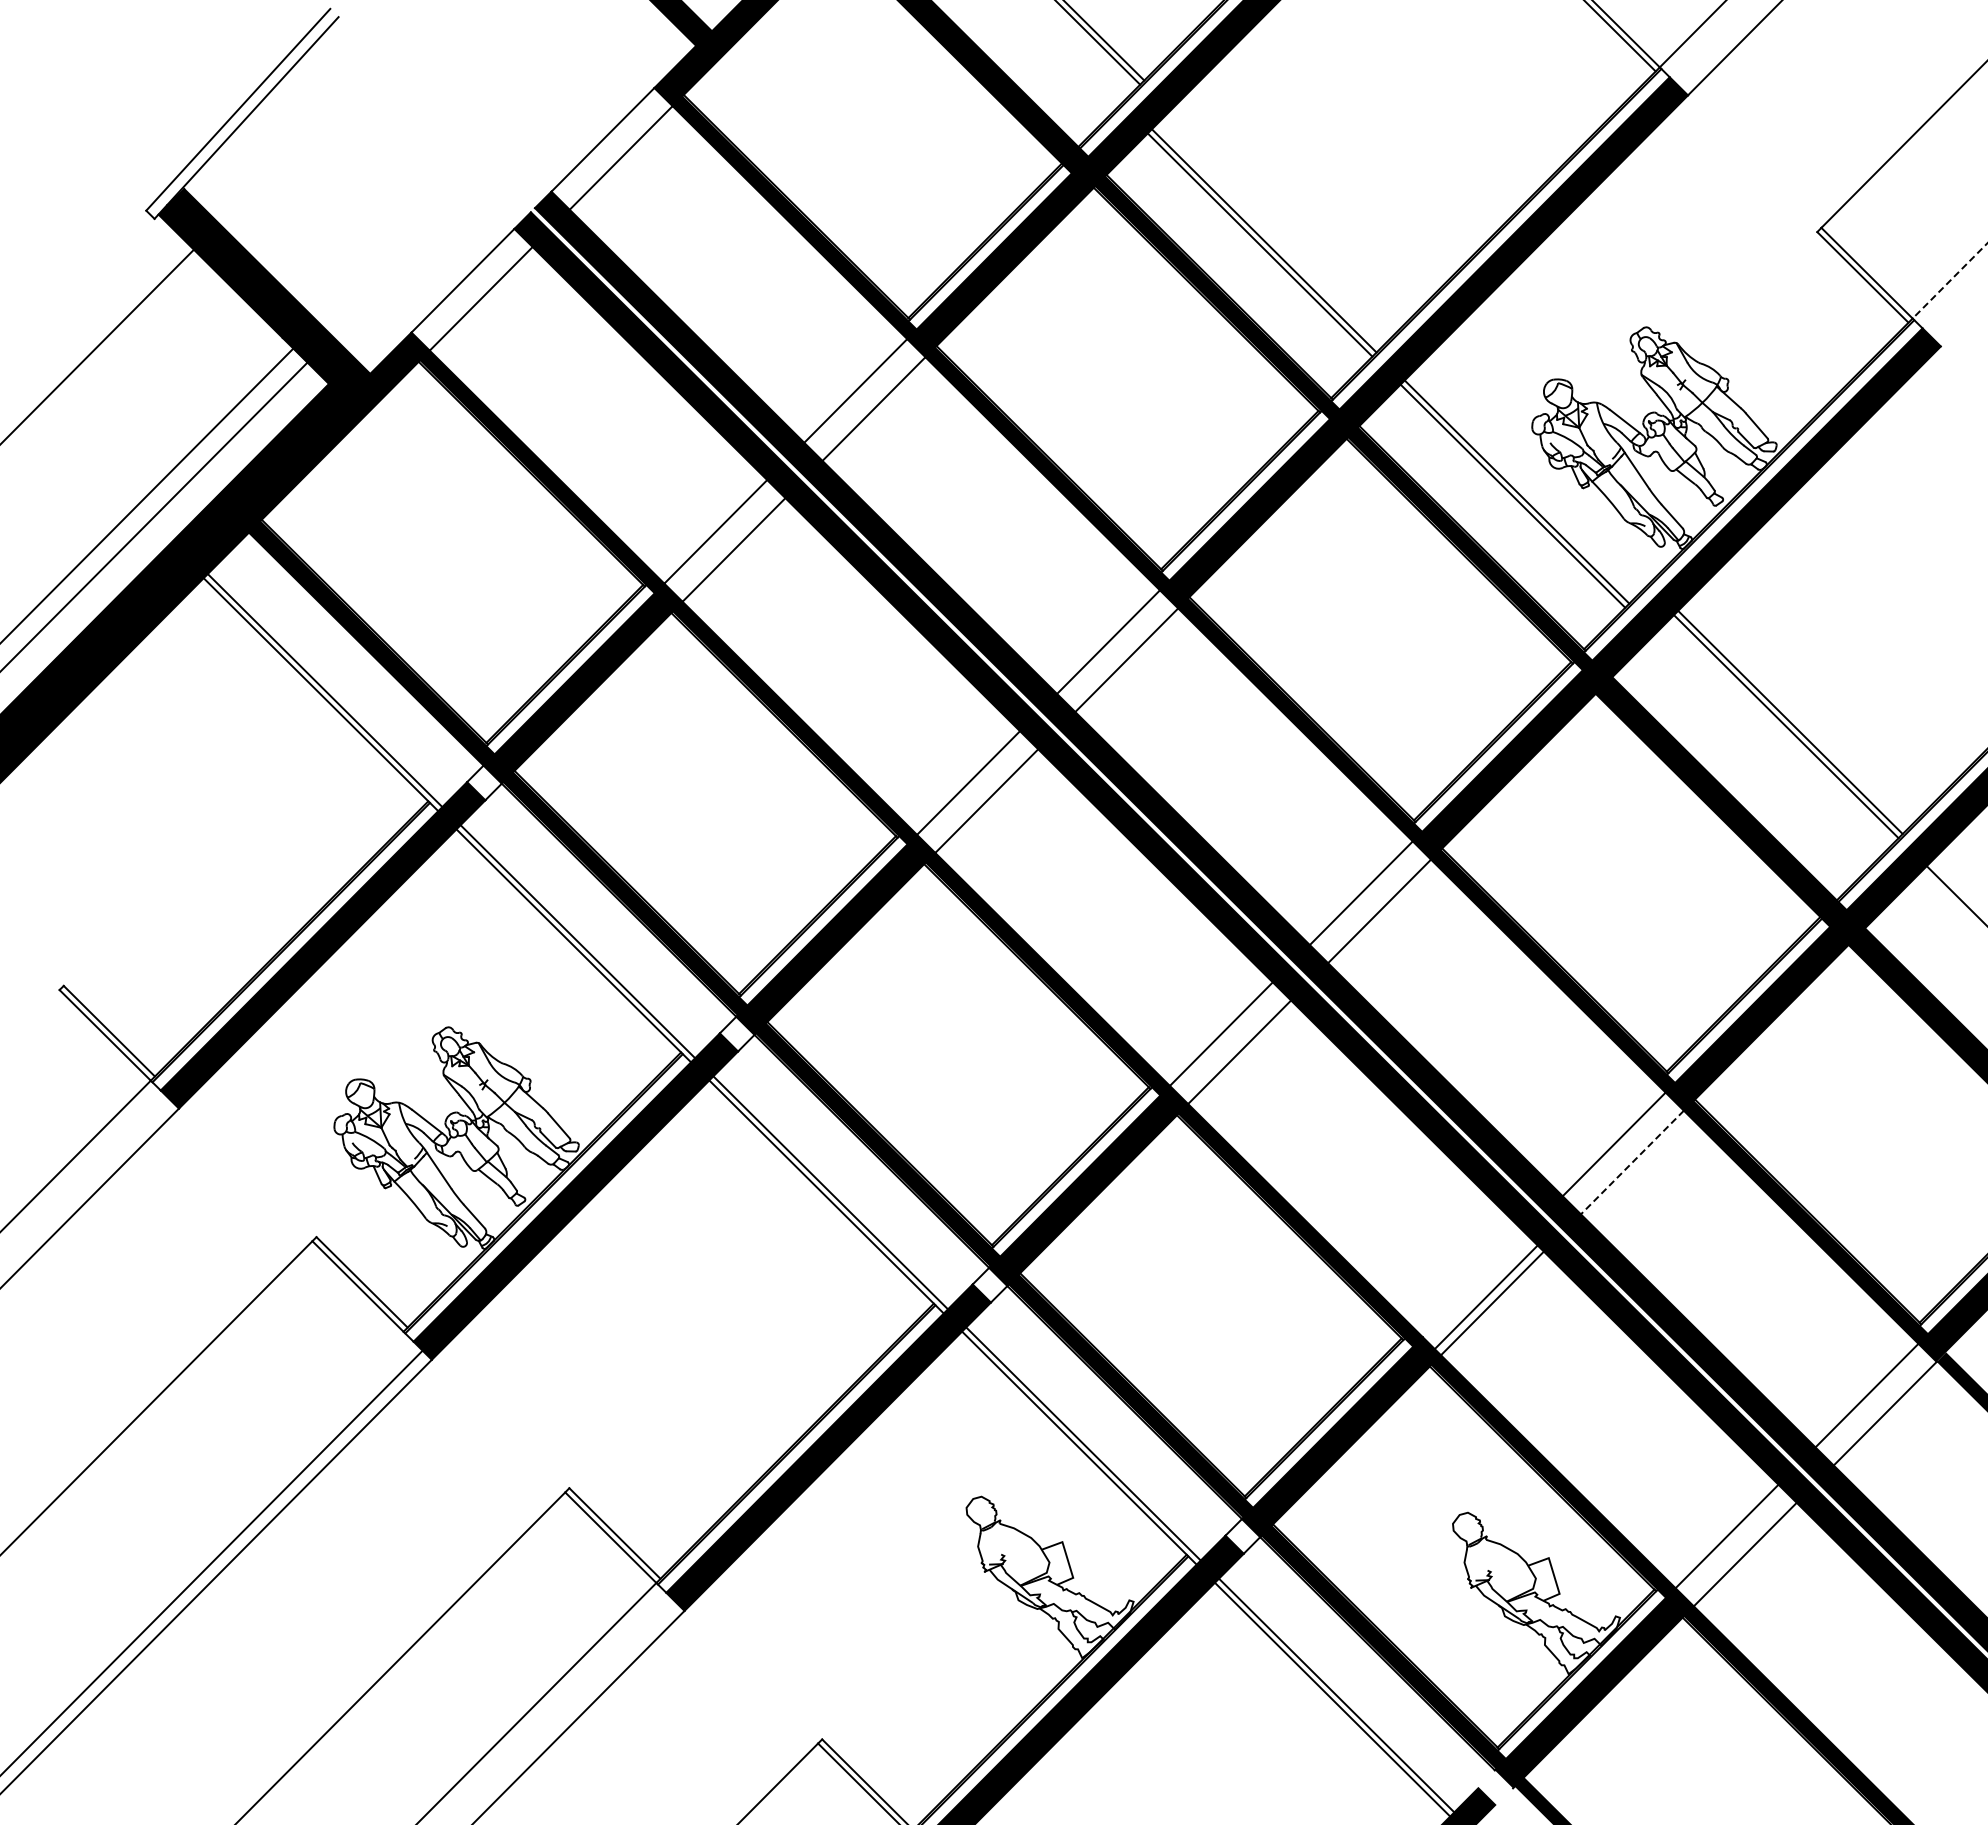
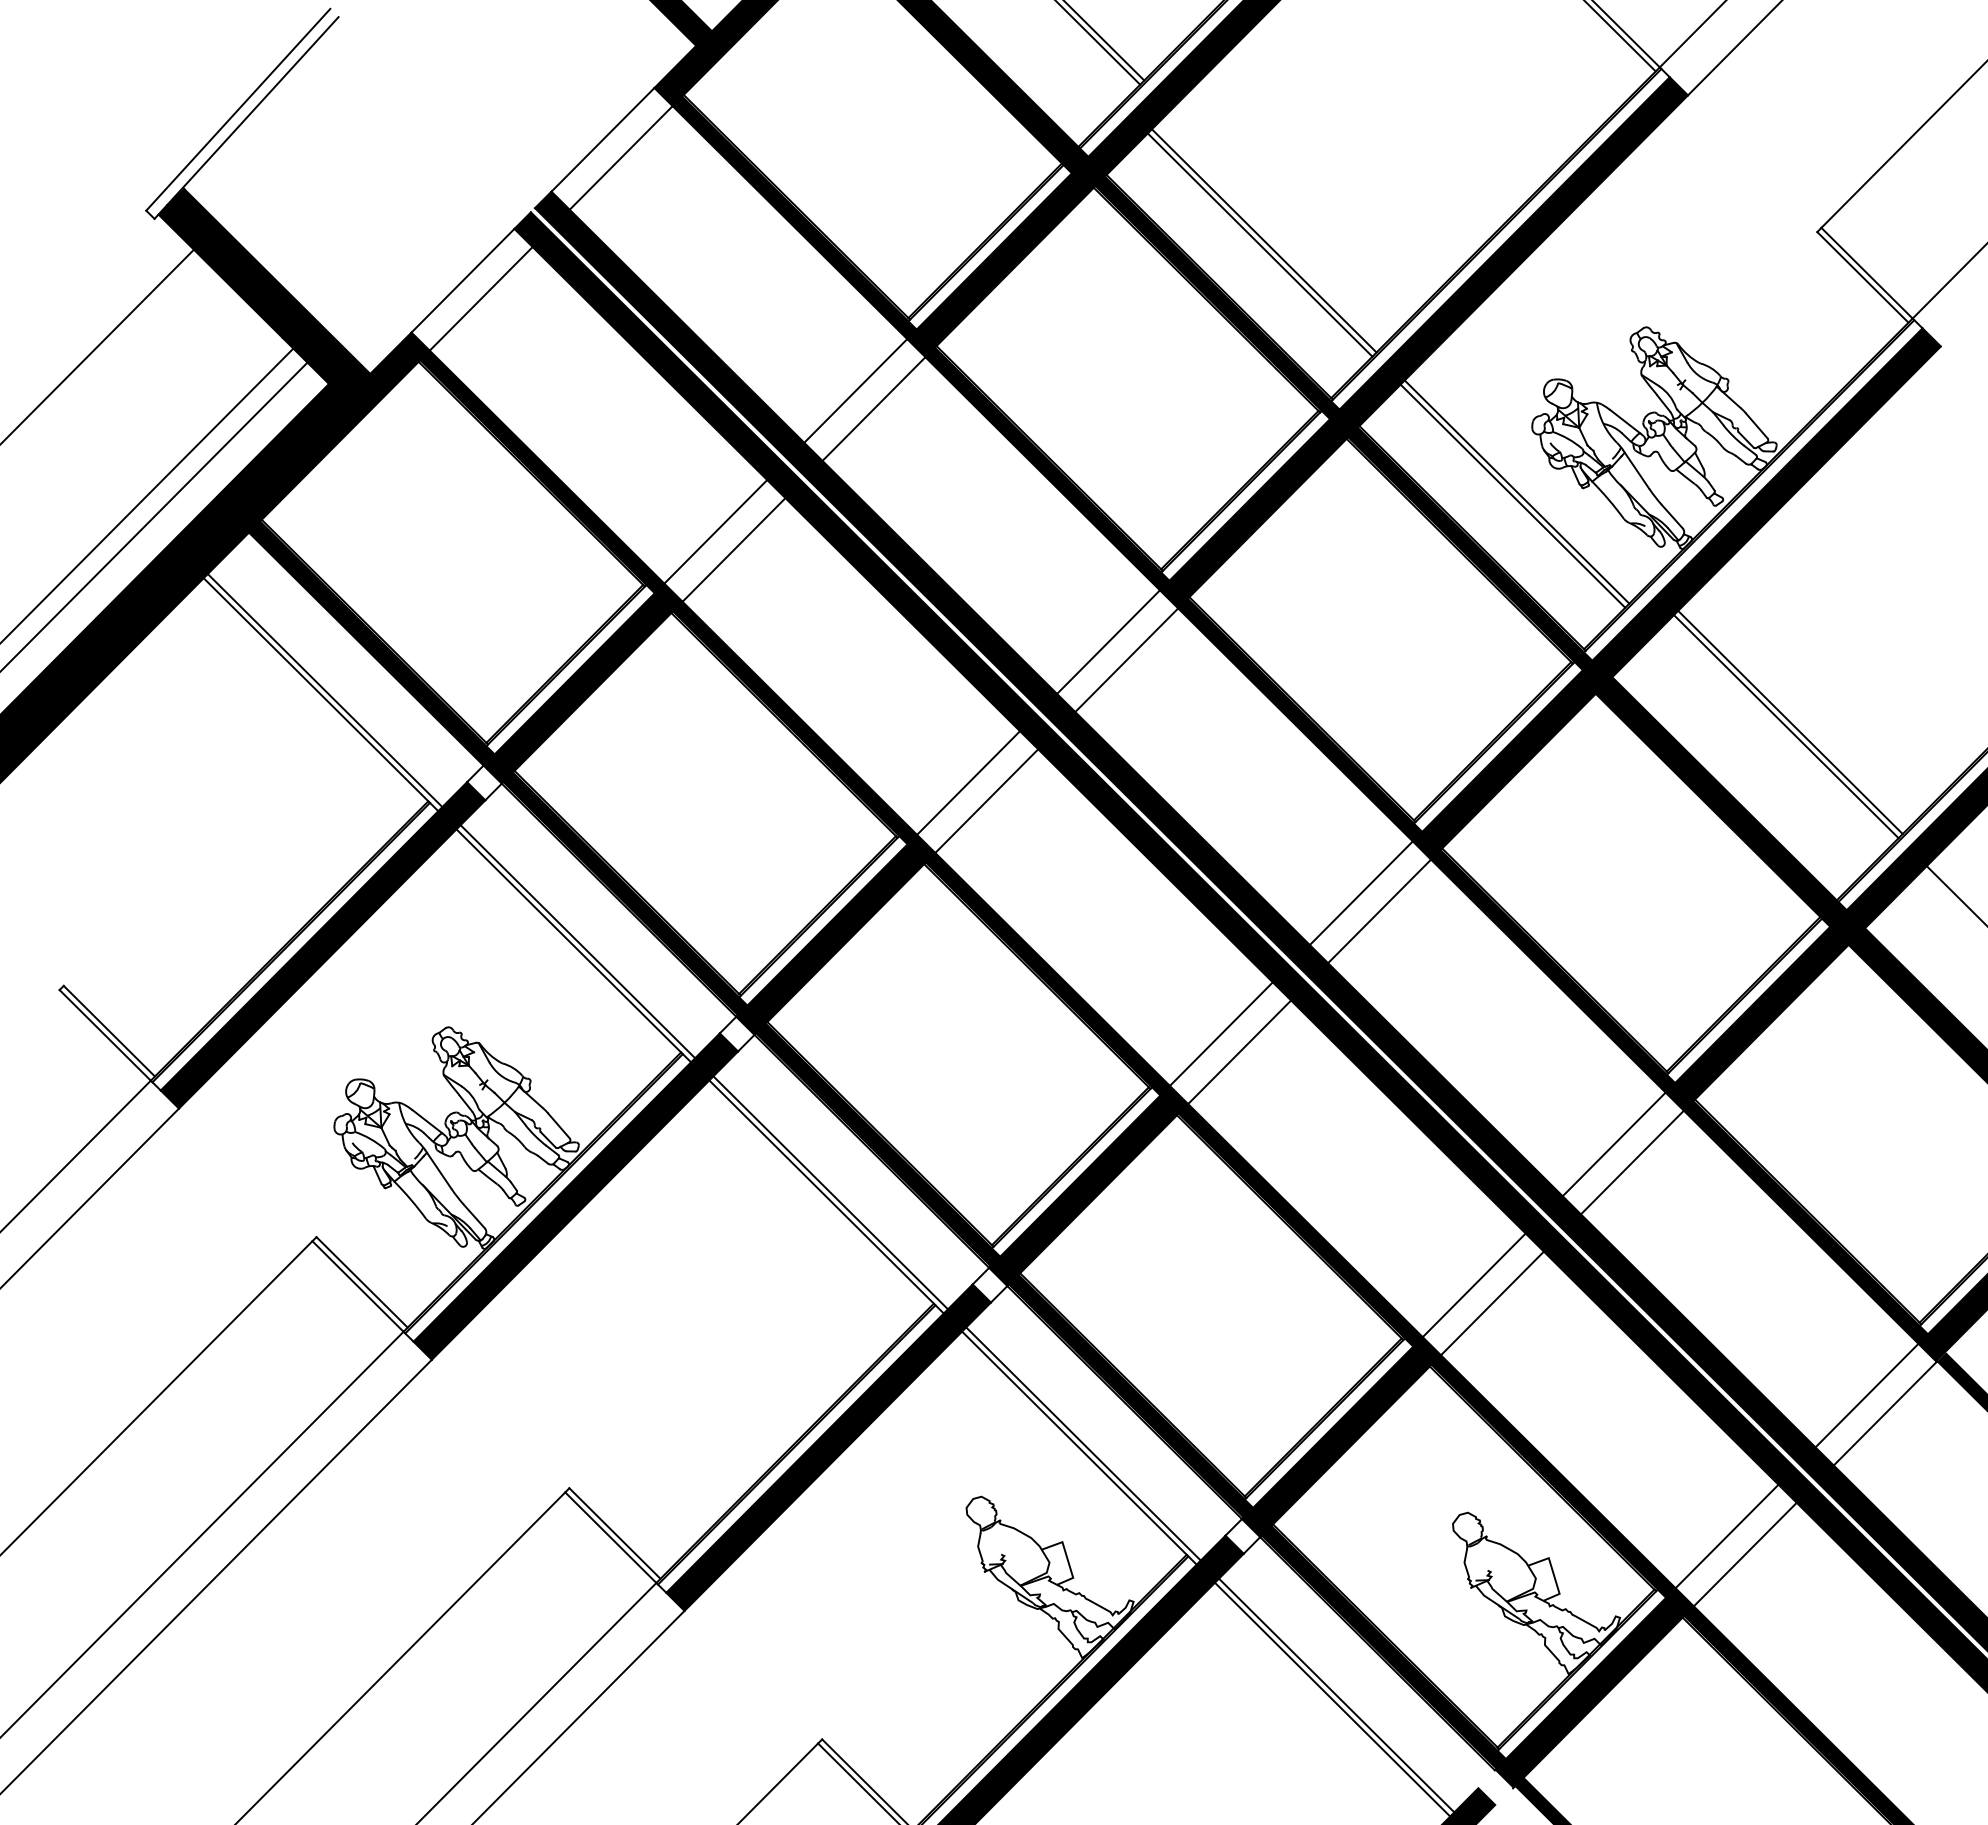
line: dashed -> solid (1950, 280)
line: dashed -> solid (1632, 1162)
line position: (1485, 1297) -> (1473, 1285) (1473, 1285)
line position: (212, 1561) -> (202, 1533) (202, 1533)
